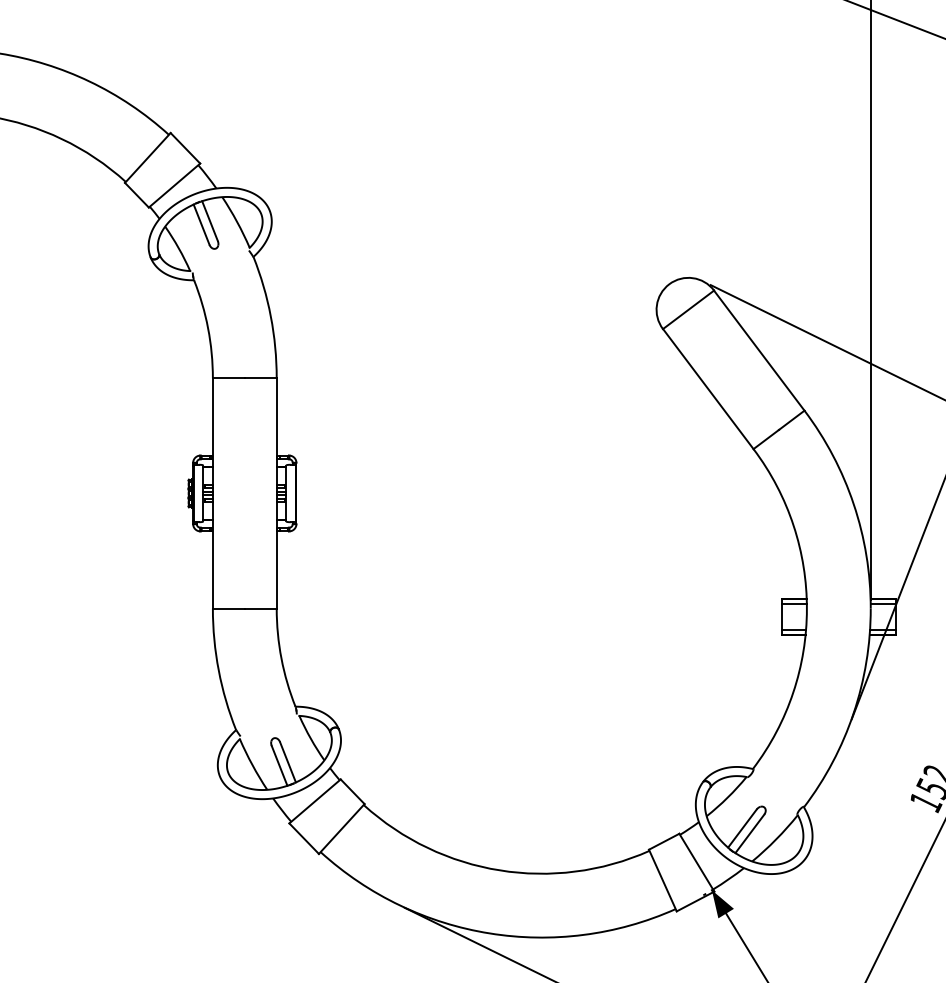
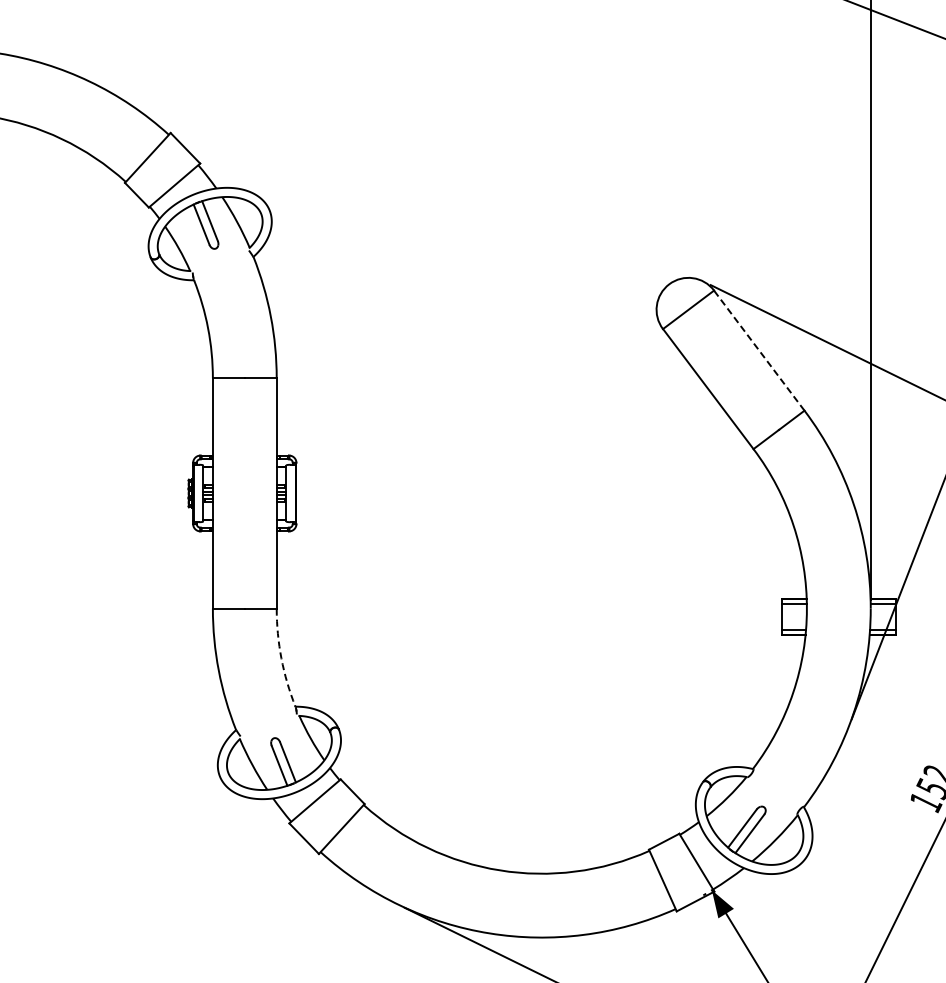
line: solid -> dashed (758, 350)
arc: solid -> dashed (281, 658)
